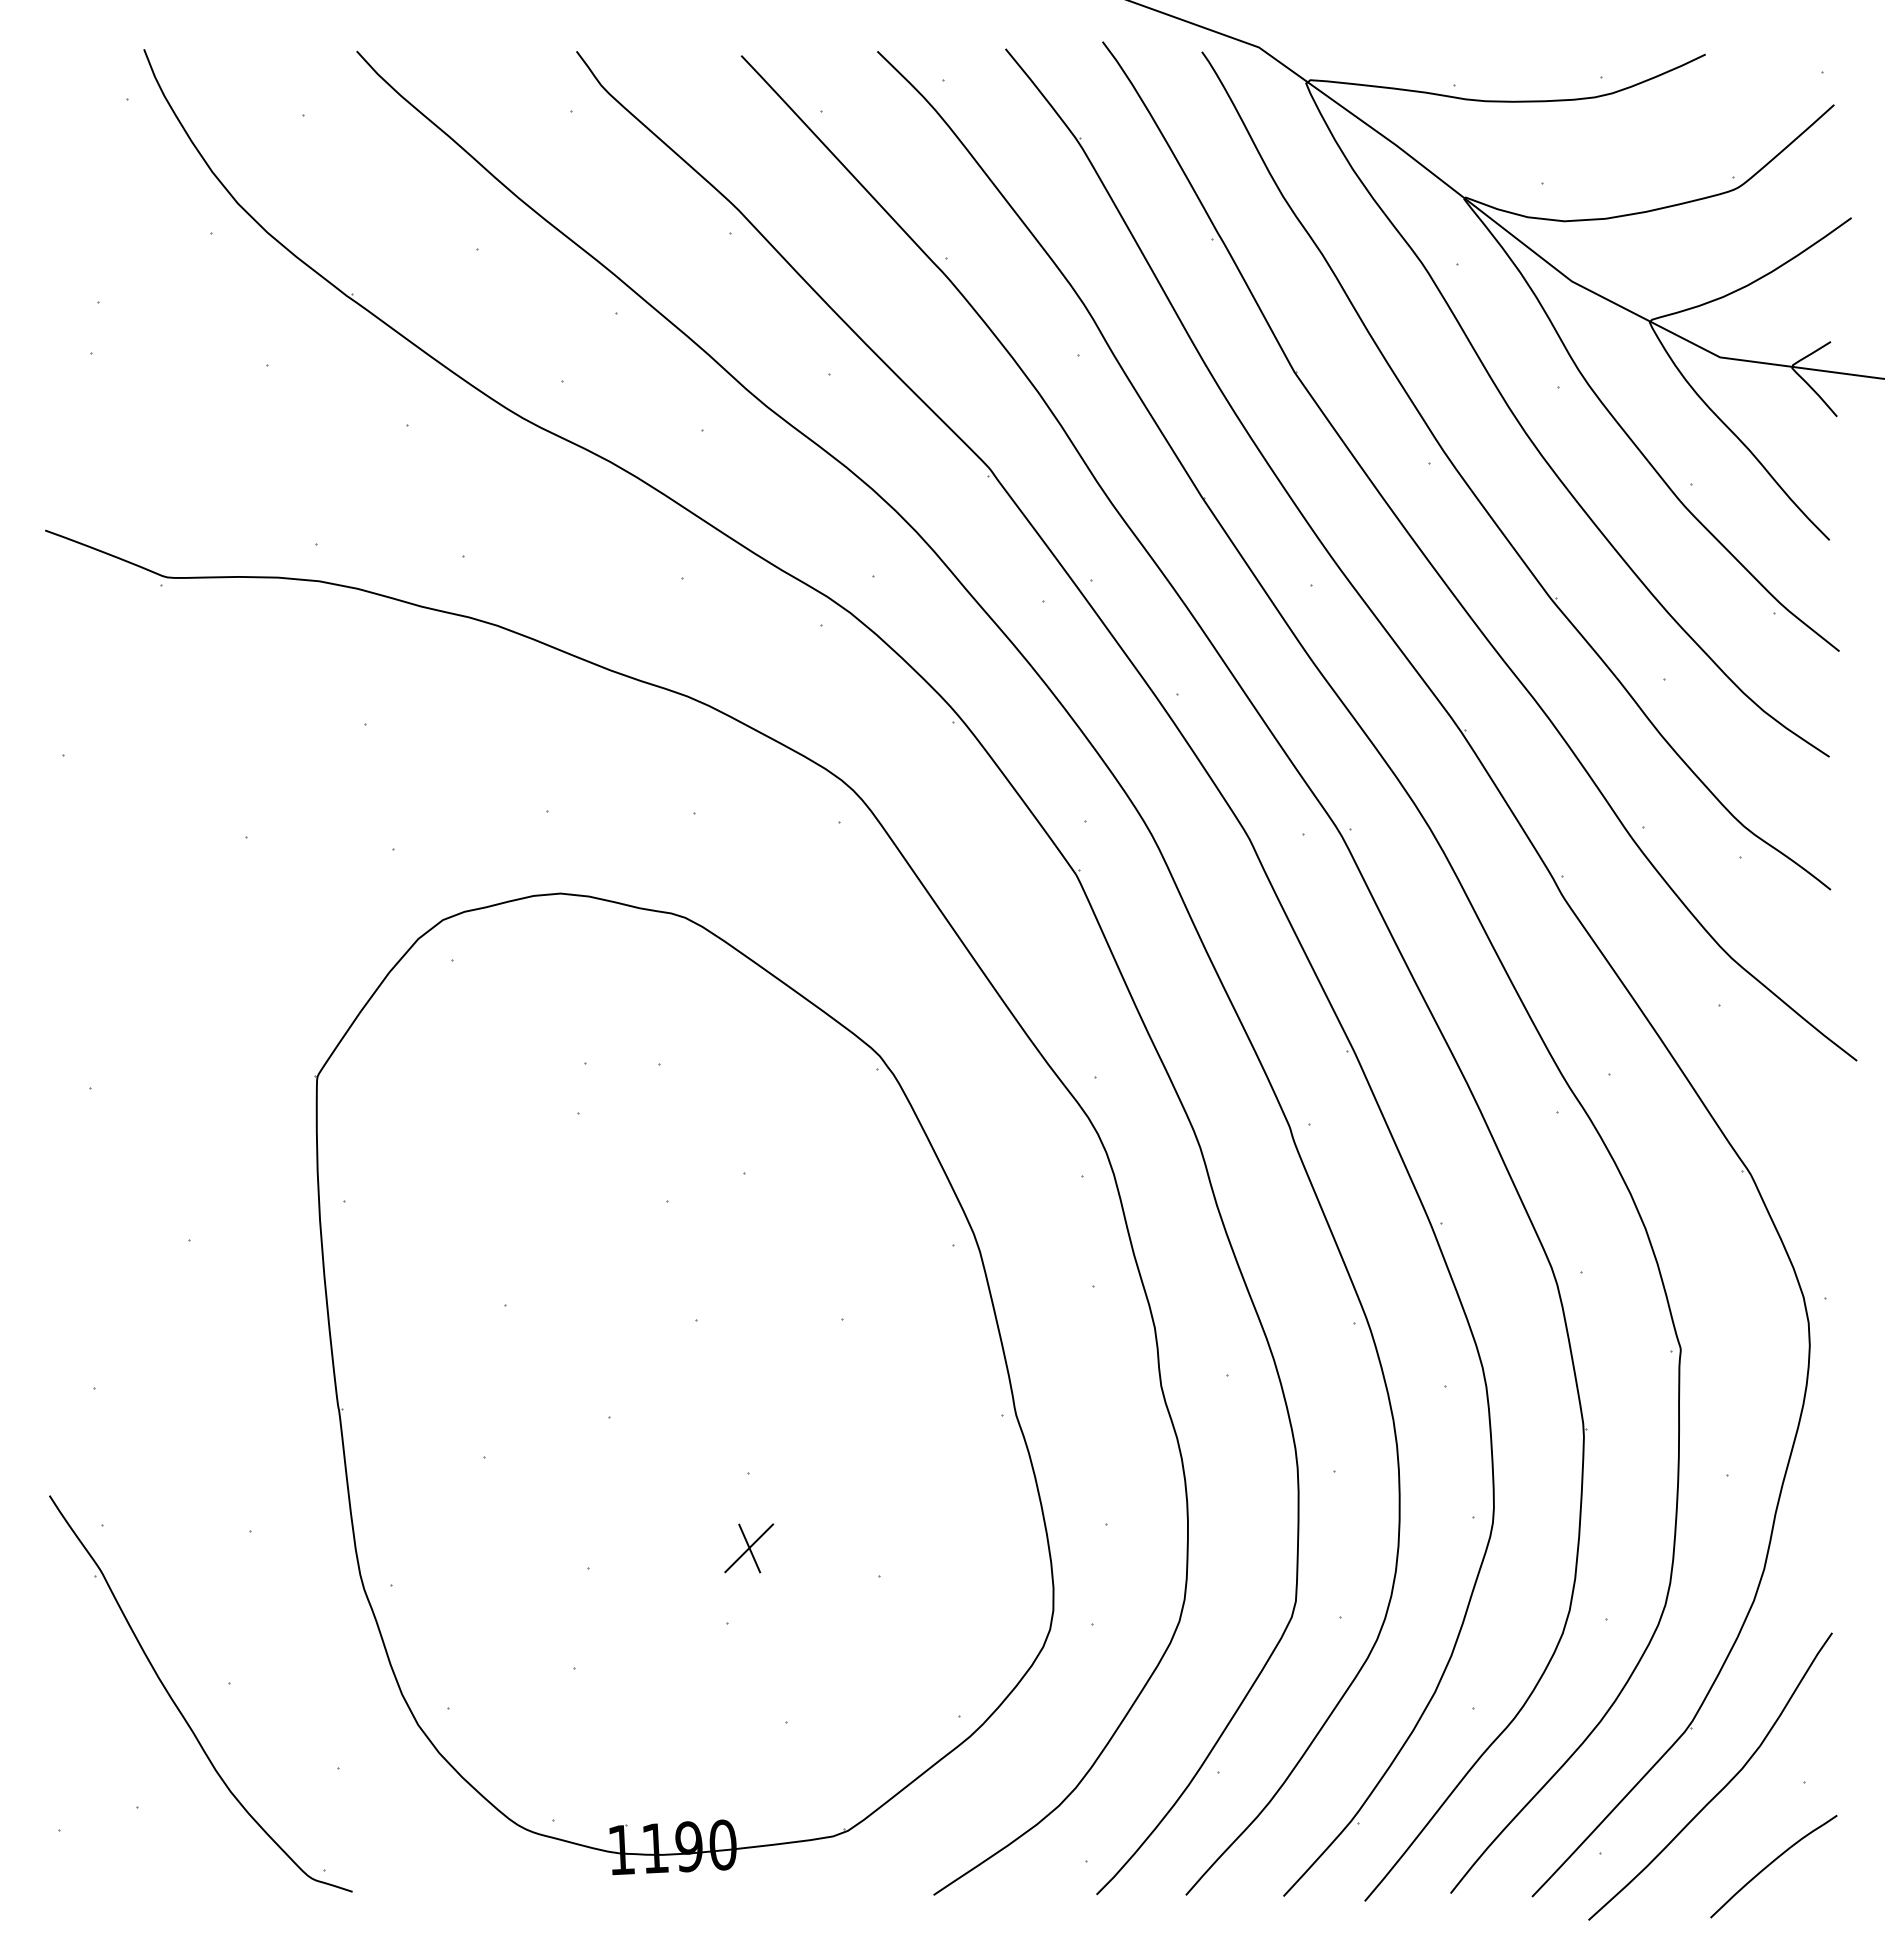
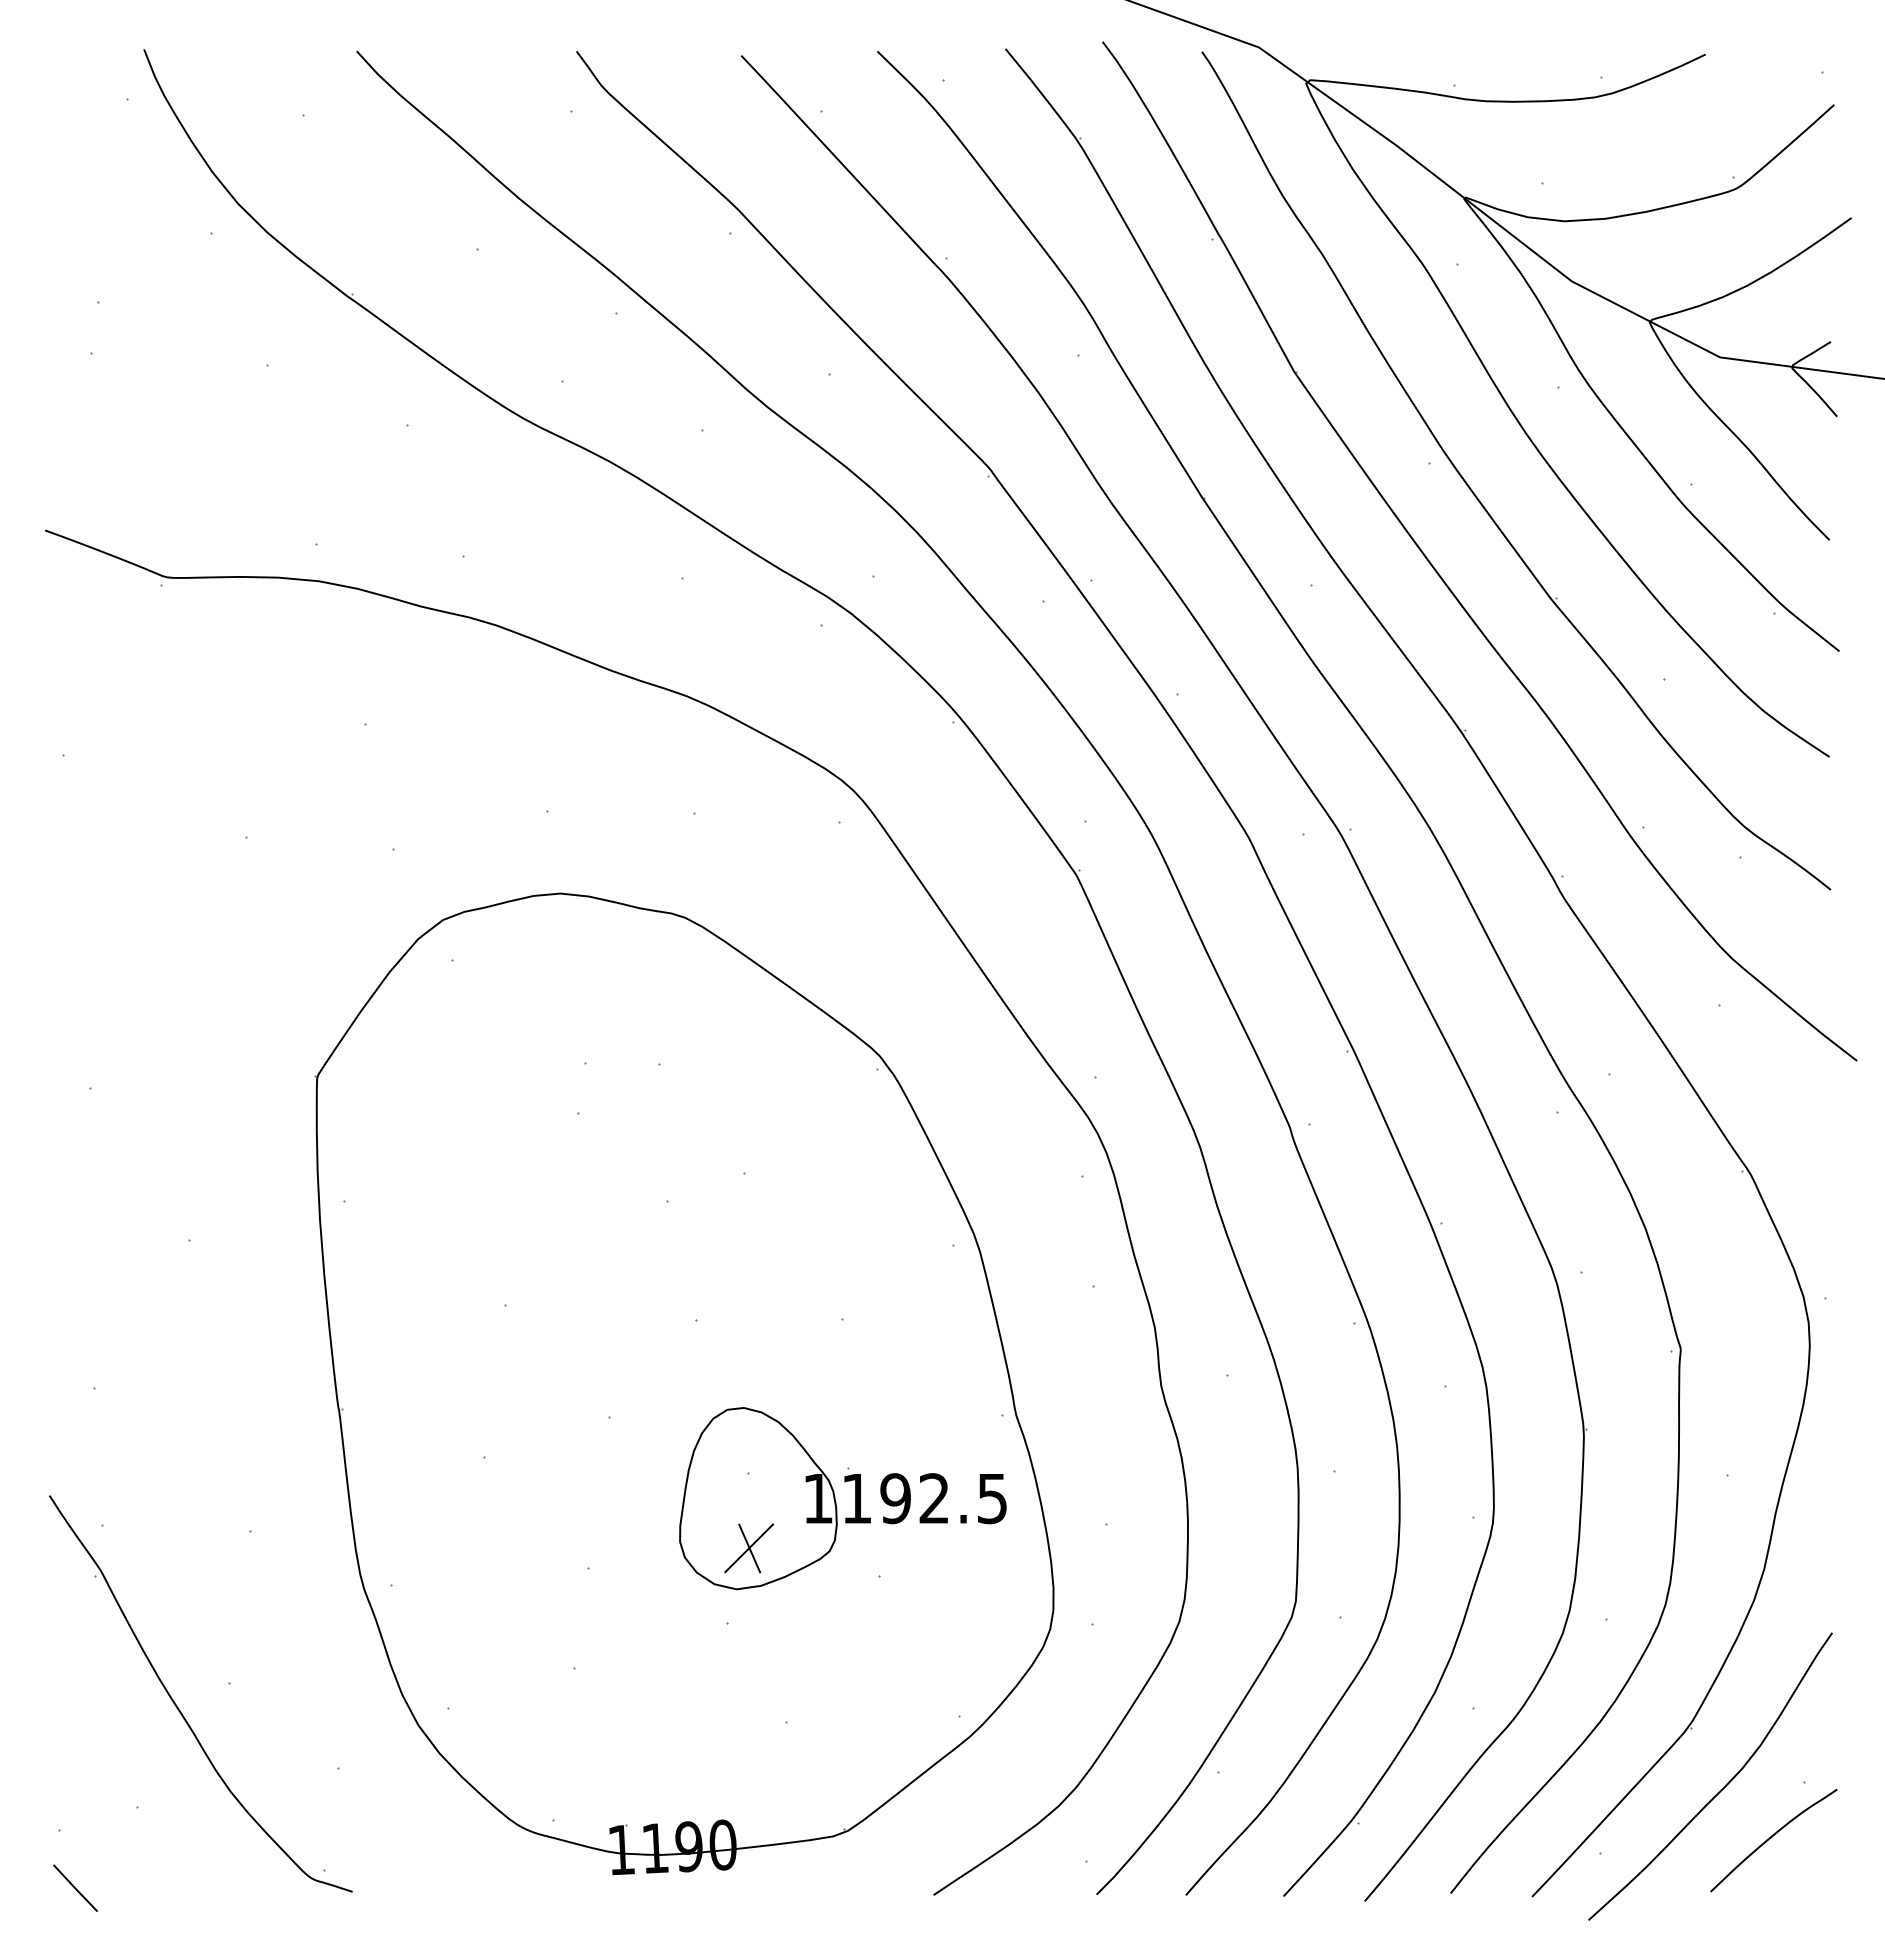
part: none -> present (835, 1498)
curve position: (1771, 1864) -> (1771, 1838) (1771, 1838)
line: none -> present (75, 1887)
